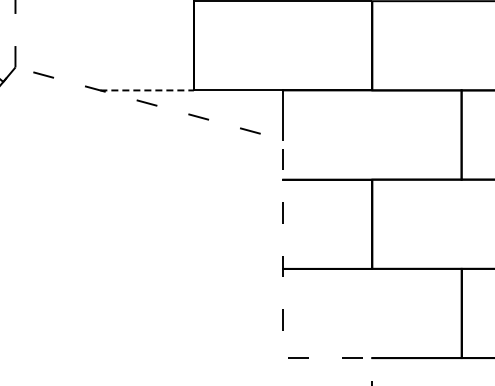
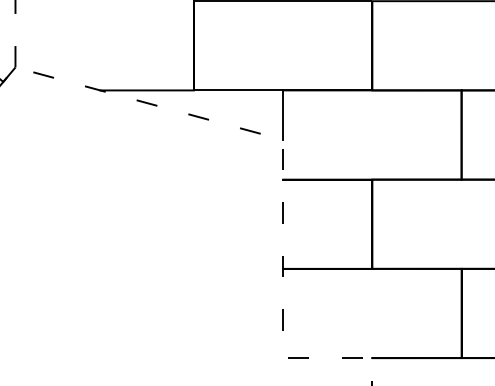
line: dashed -> solid (147, 90)
